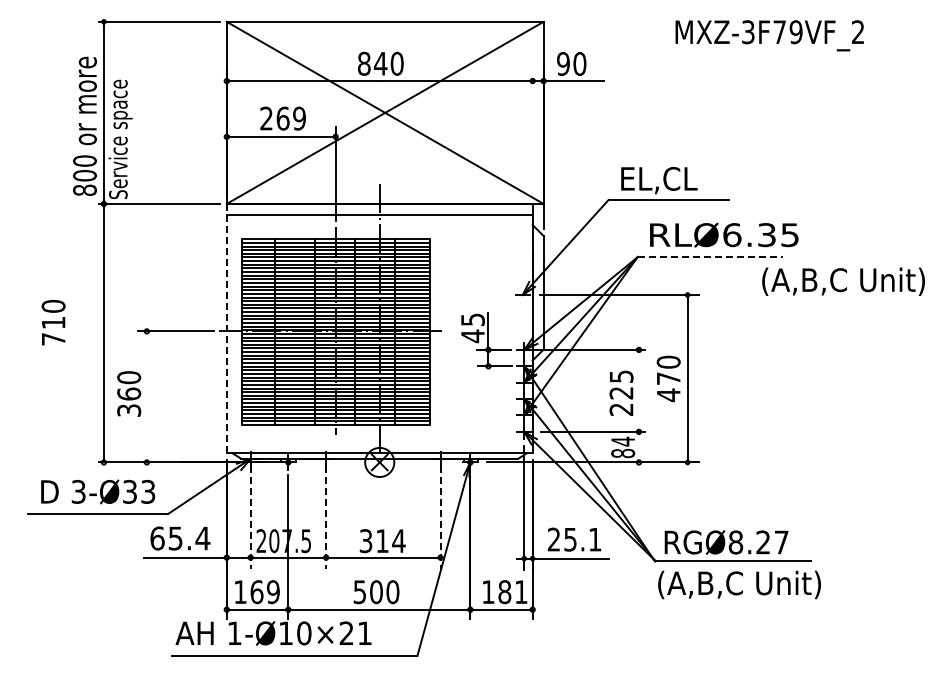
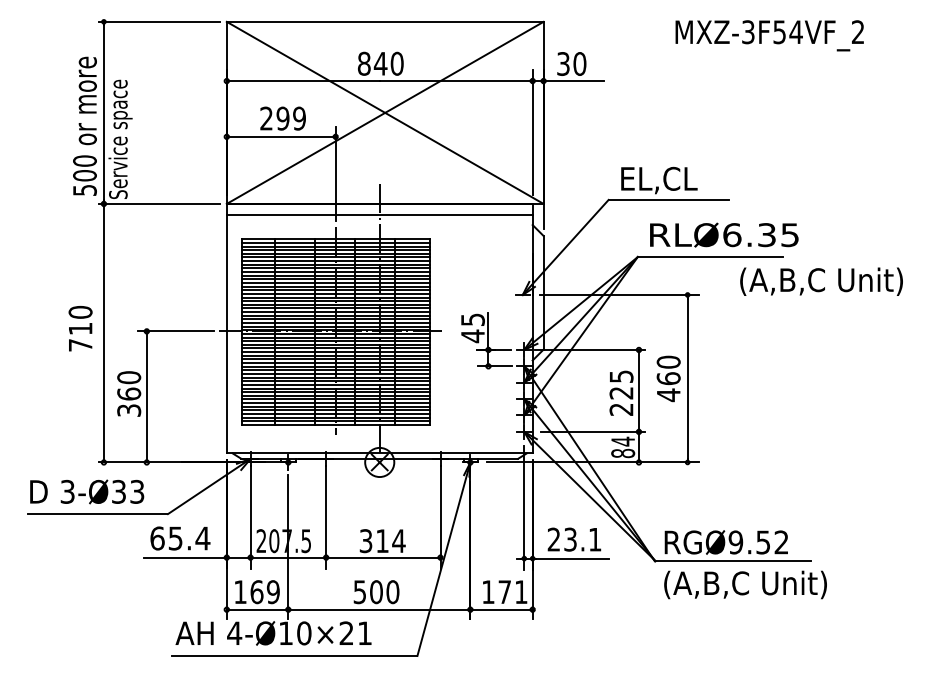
text: MXZ-3F79VF_2 -> MXZ-3F54VF_2 (787, 32)
text: 90 -> 30 (563, 63)
text: 269 -> 299 (282, 118)
line: none -> present (532, 132)
text: 800 -> 500 (84, 190)
line: dashed -> solid (710, 257)
text position: (843, 281) -> (821, 281) (821, 281)
text position: (53, 322) -> (80, 328) (80, 328)
line: dashed -> solid (226, 328)
text: 470 -> 460 (668, 378)
line: none -> present (146, 396)
line: none -> present (638, 405)
text position: (98, 491) -> (87, 491) (87, 491)
line: dashed -> solid (250, 517)
line: dashed -> solid (326, 517)
line: dashed -> solid (440, 517)
text: 25.1 -> 23.1 (570, 538)
text: RGØ8.27 -> RGØ9.52 (758, 542)
text position: (739, 584) -> (745, 584) (745, 584)
text: 181 -> 171 (504, 592)
text: 1-Ø10×21 -> 4-Ø10×21 (234, 632)
